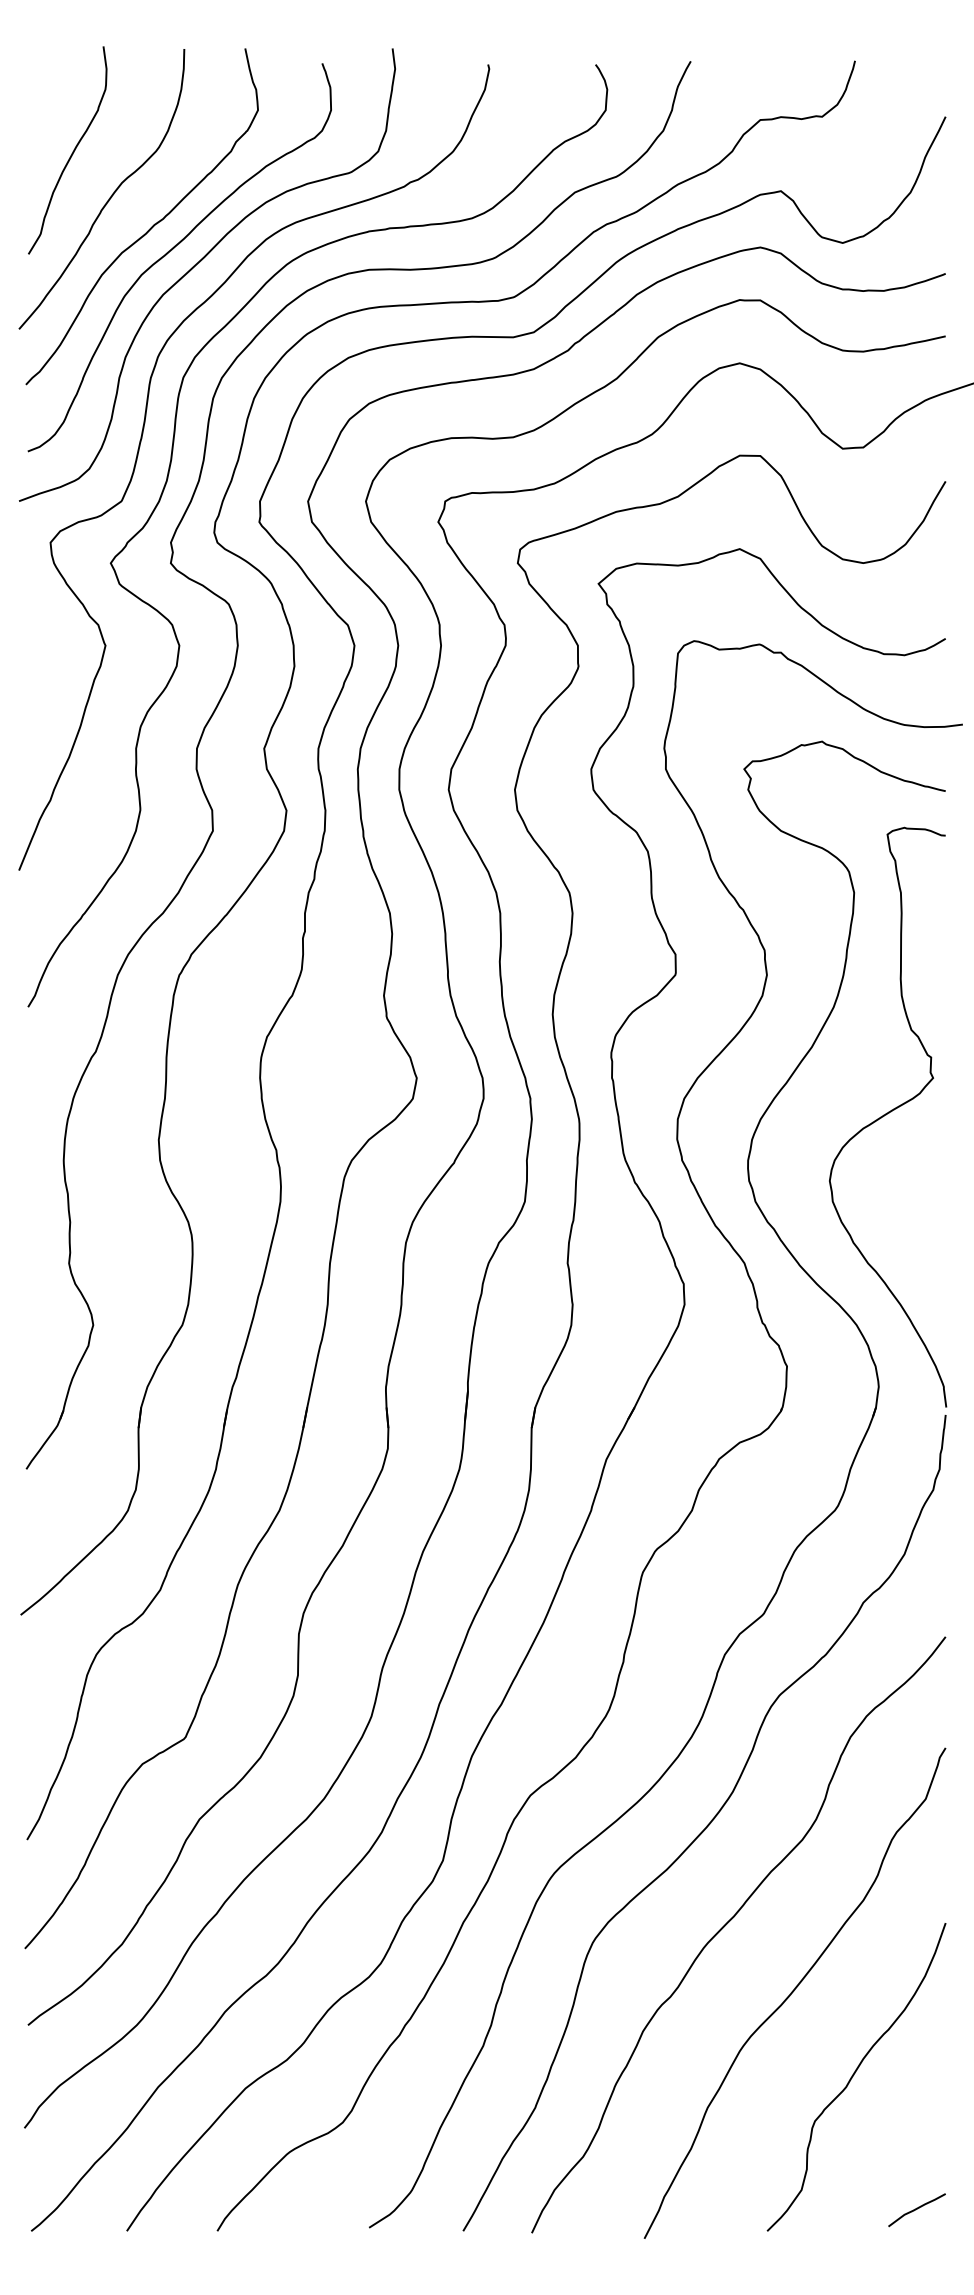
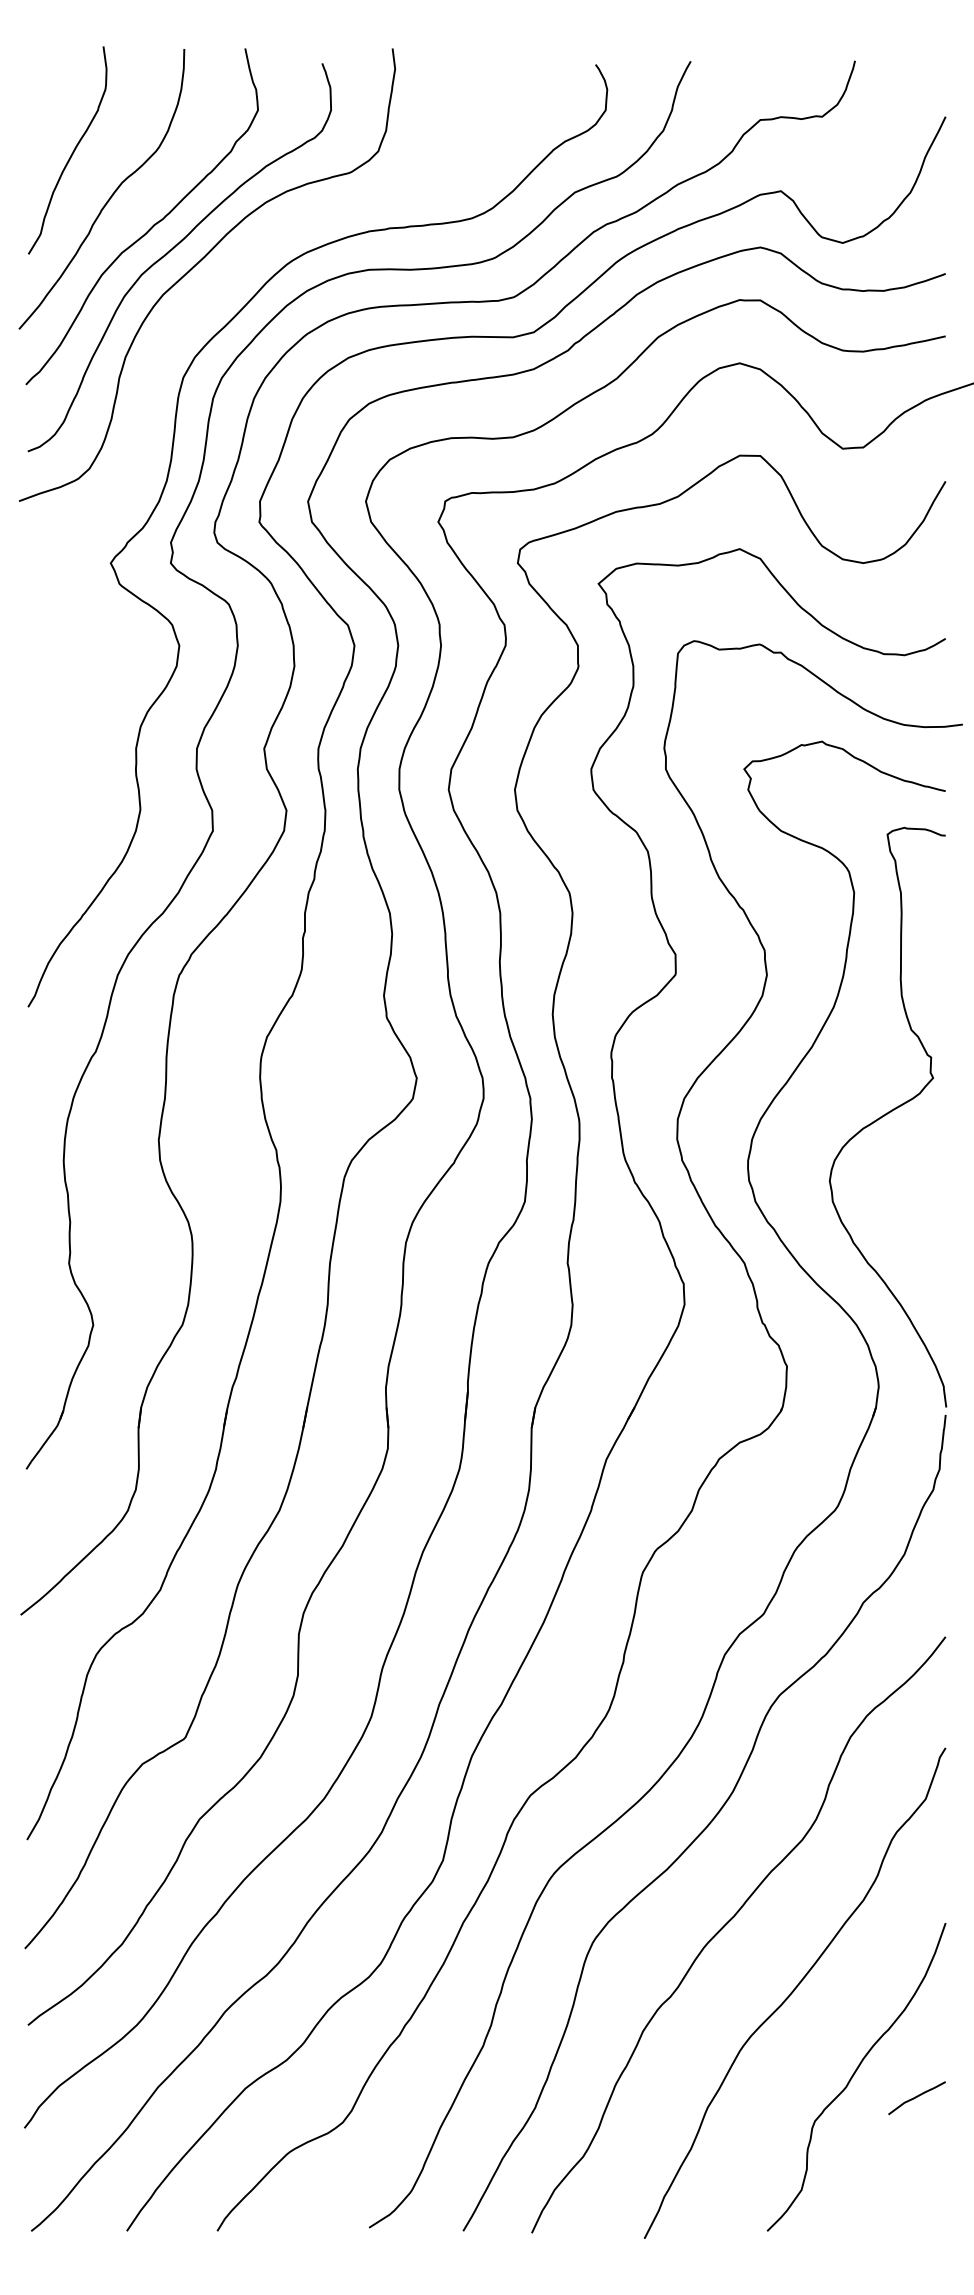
curve: present -> none (142, 438)
curve position: (916, 2209) -> (916, 2097) (916, 2097)
